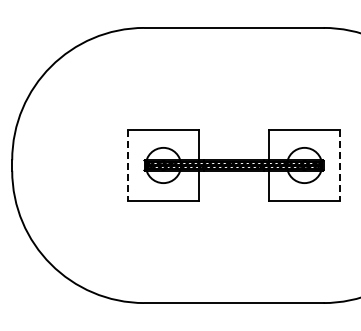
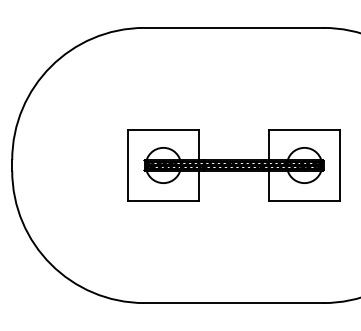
line: dashed -> solid (128, 165)
line: dashed -> solid (339, 165)
